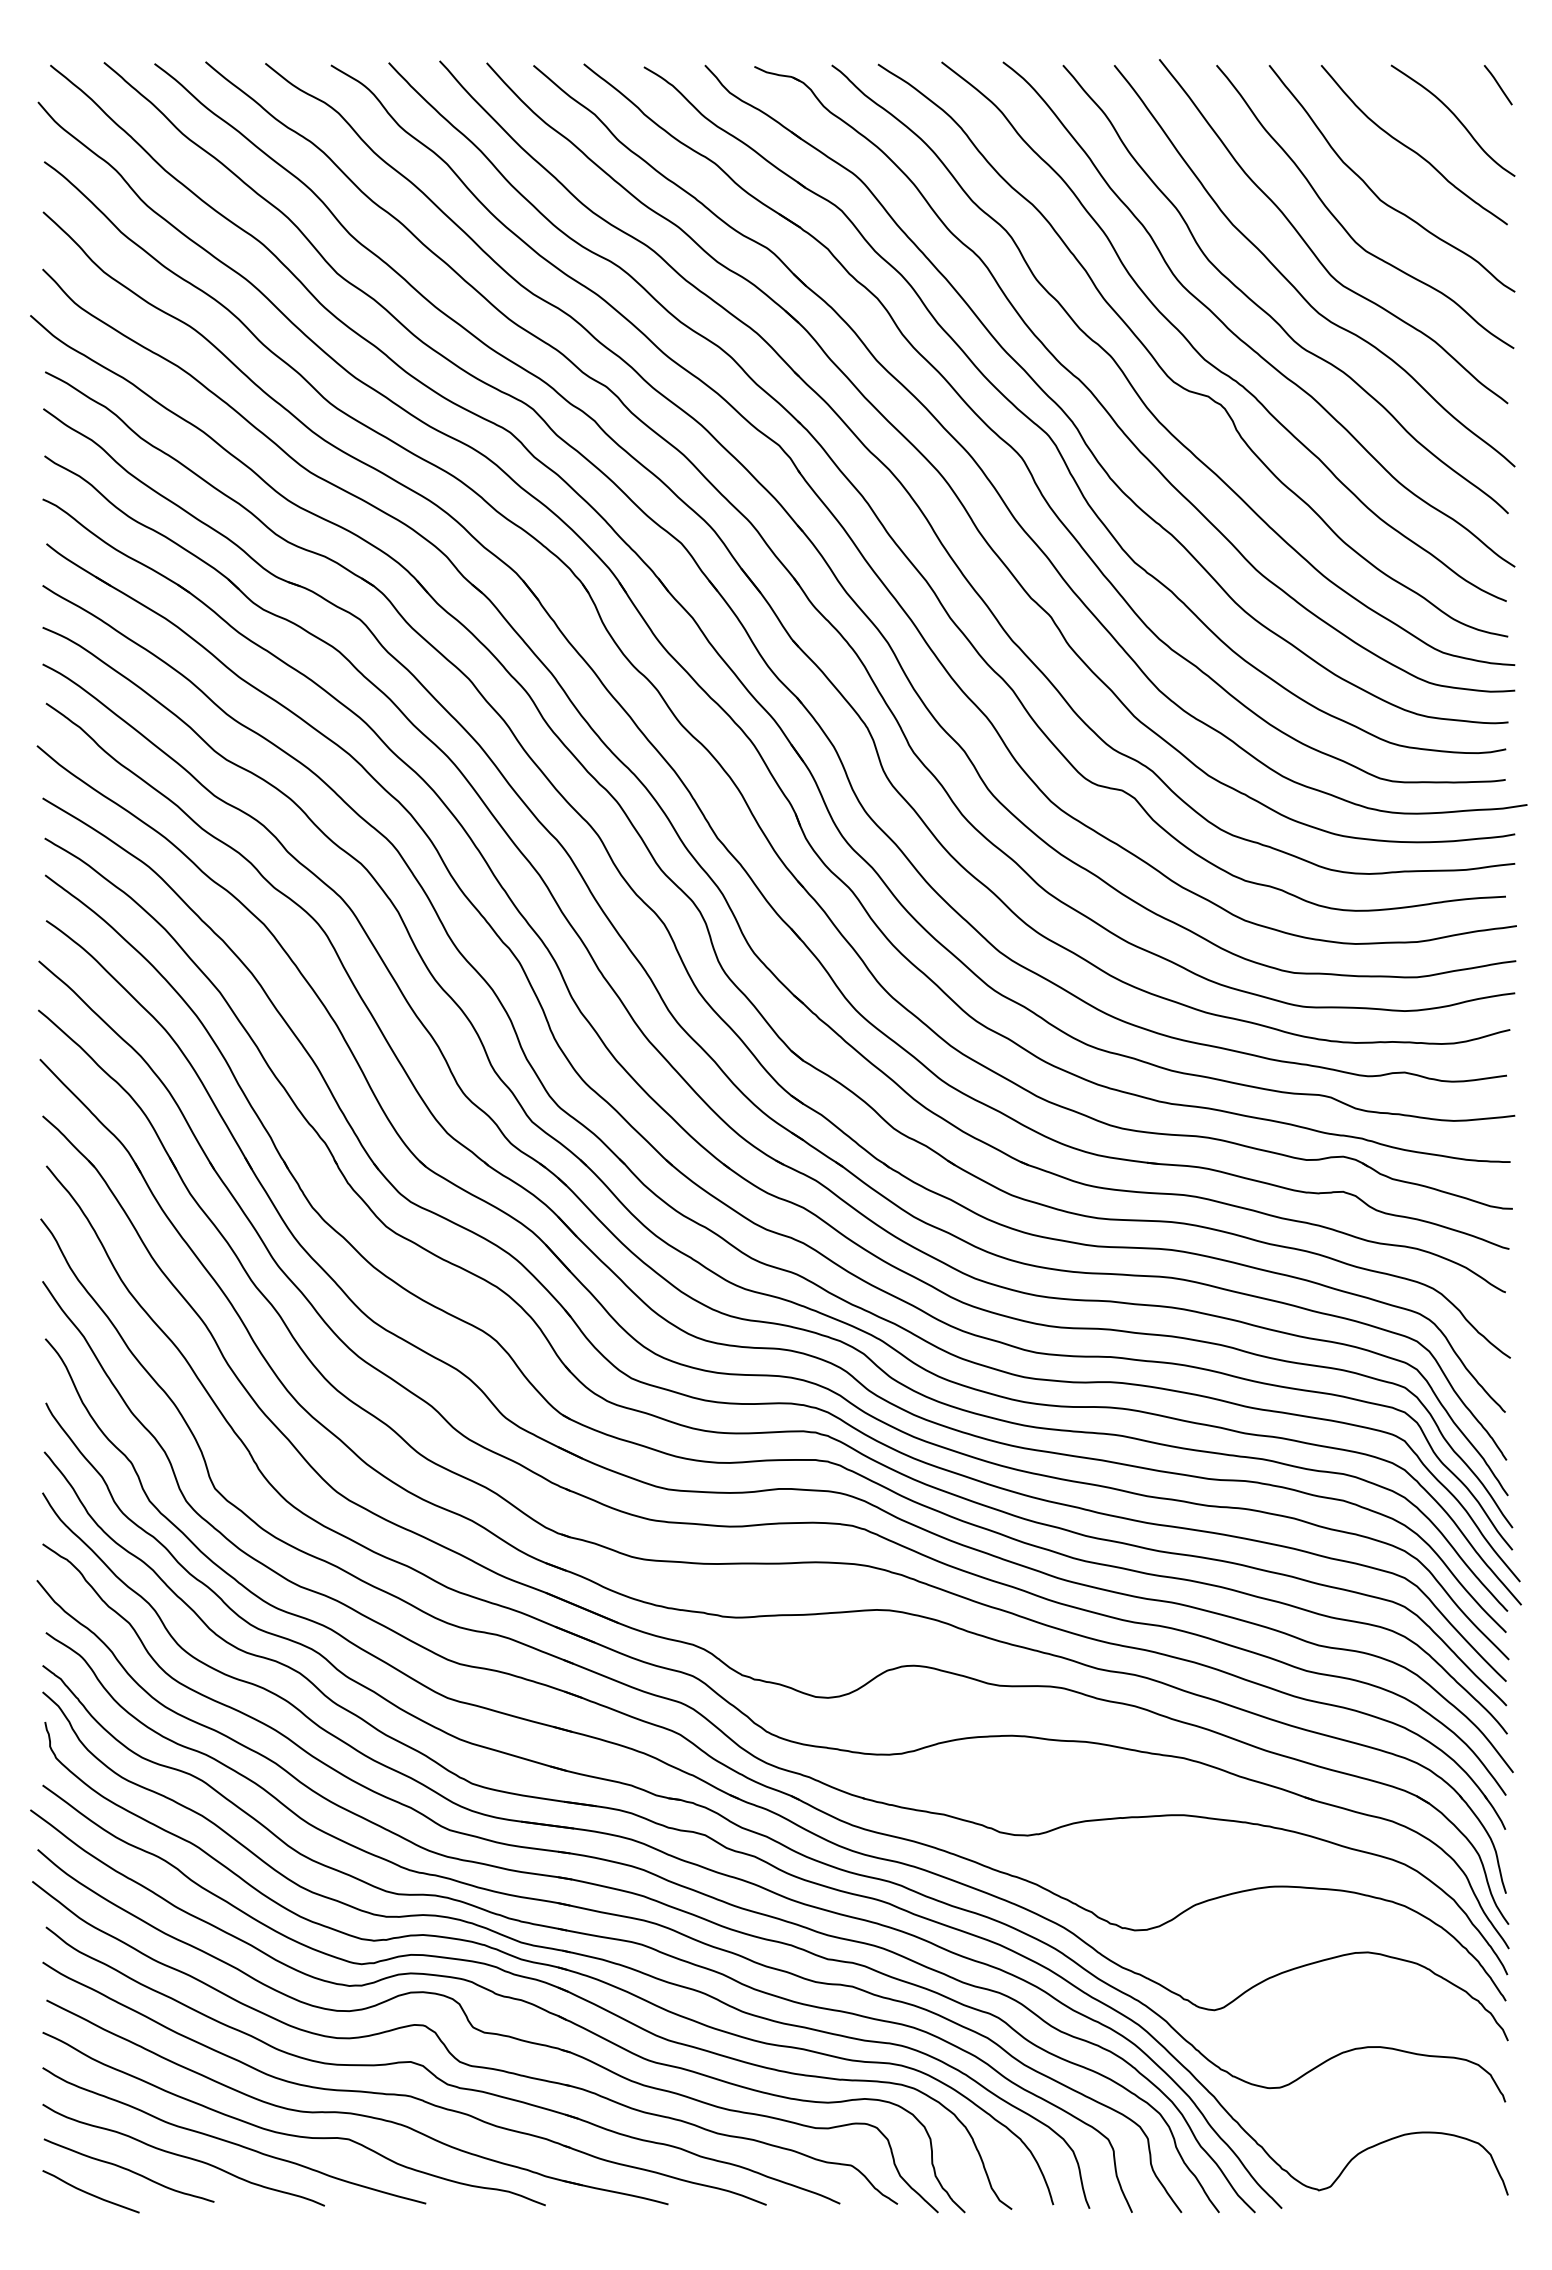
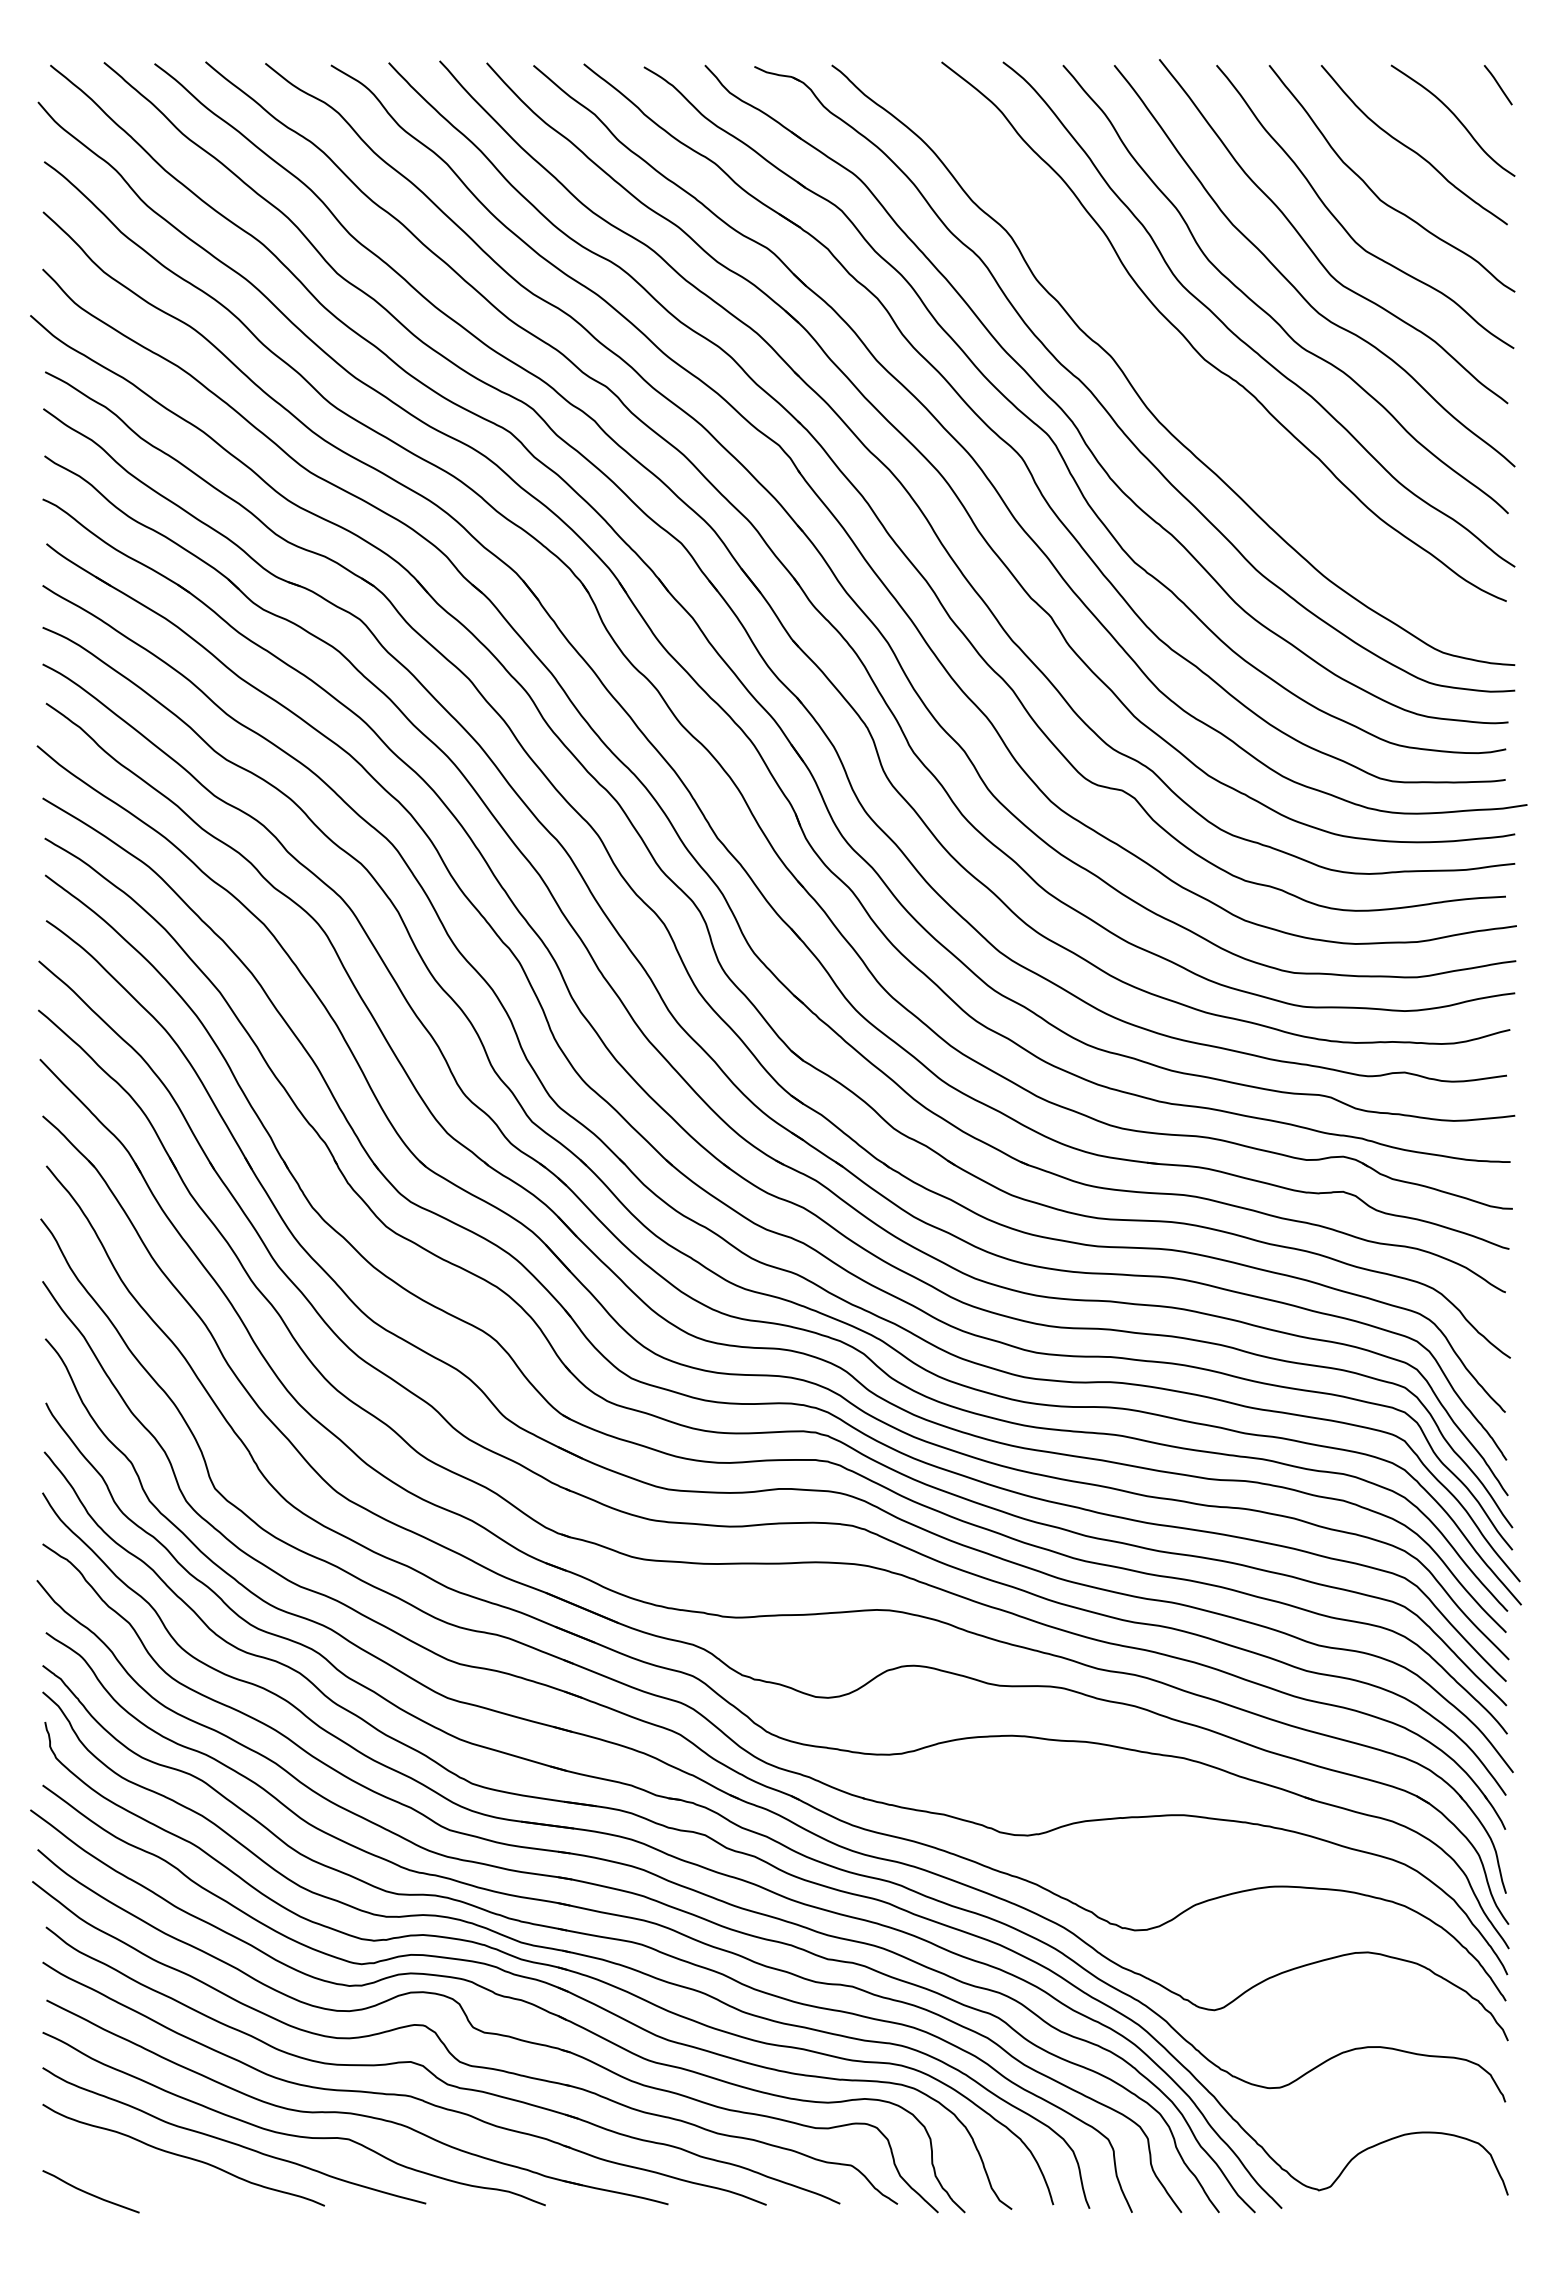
curve: present -> none (1165, 371)
curve: present -> none (128, 2170)
